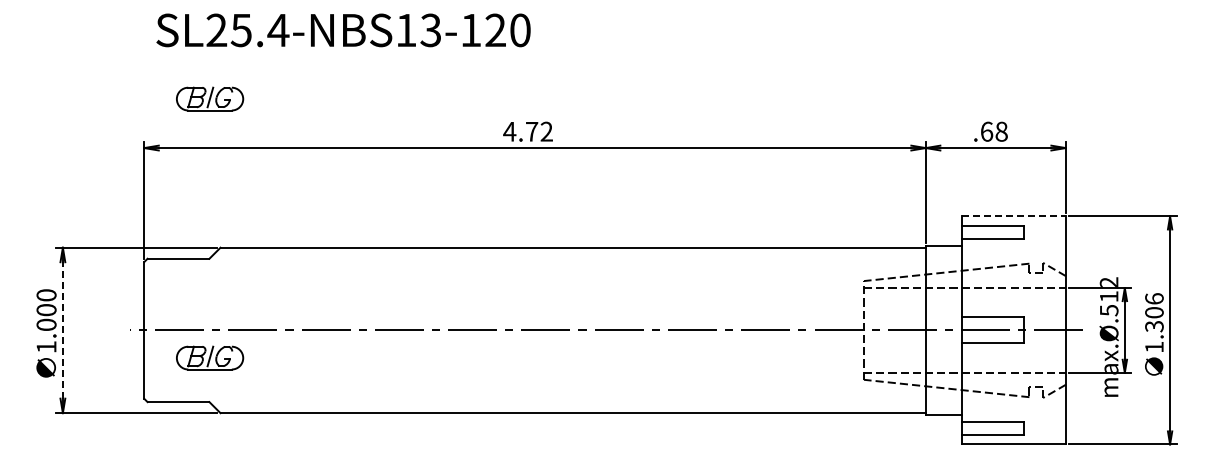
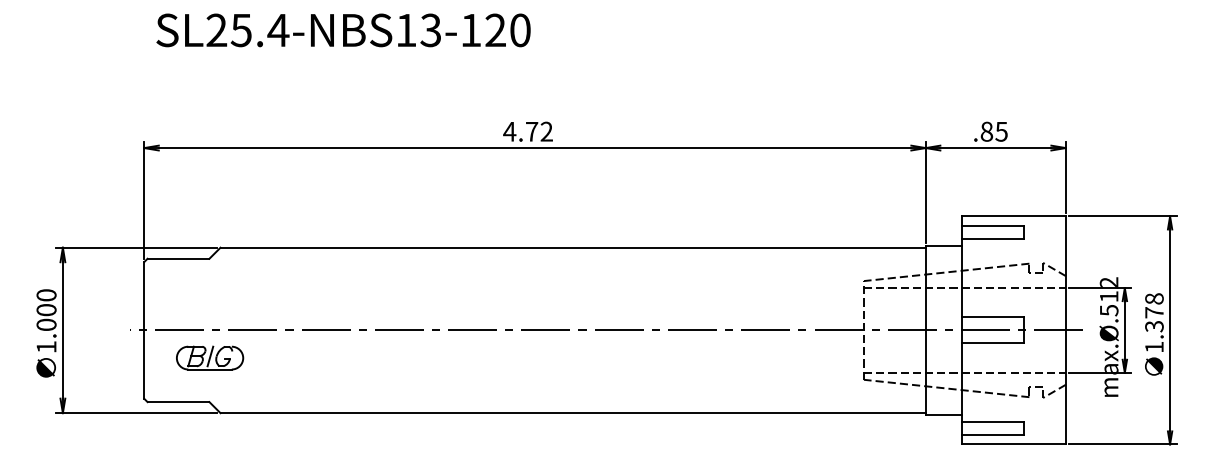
part: present -> none (210, 98)
text: .68 -> .85 (993, 131)
line: dashed -> solid (1014, 216)
text: 1.306 -> 1.378 (1154, 305)
line: dashed -> solid (62, 329)
